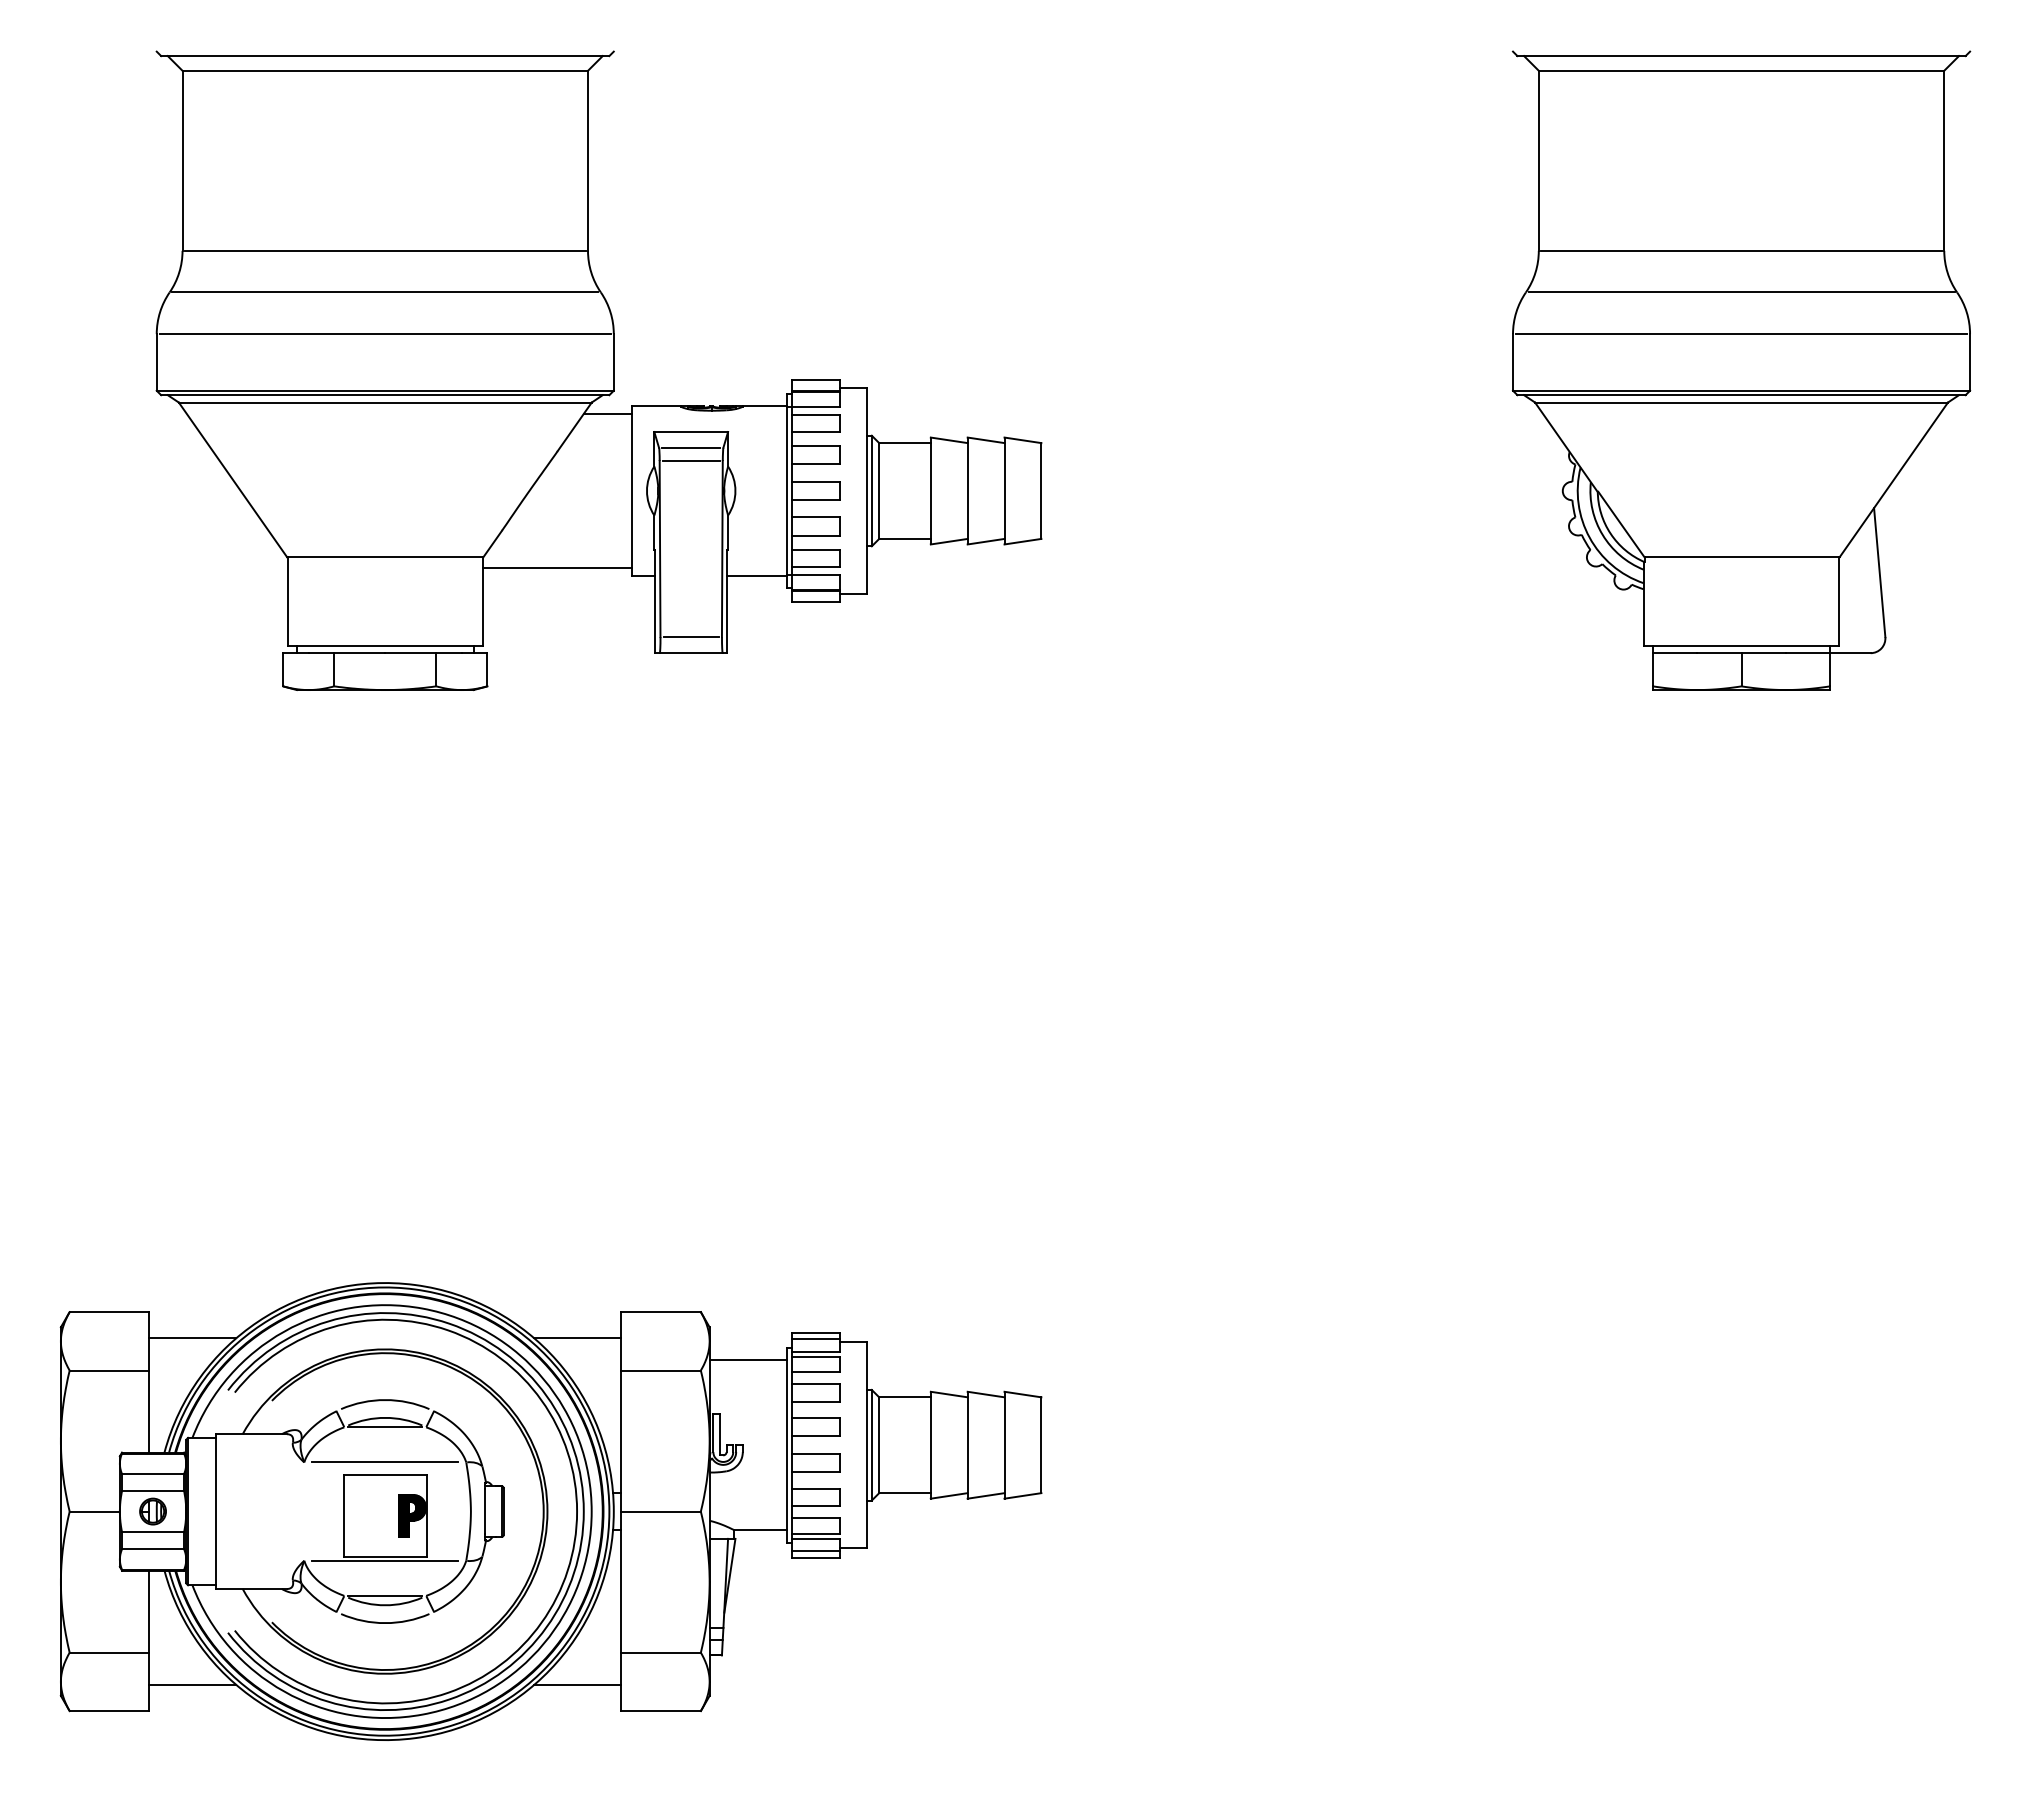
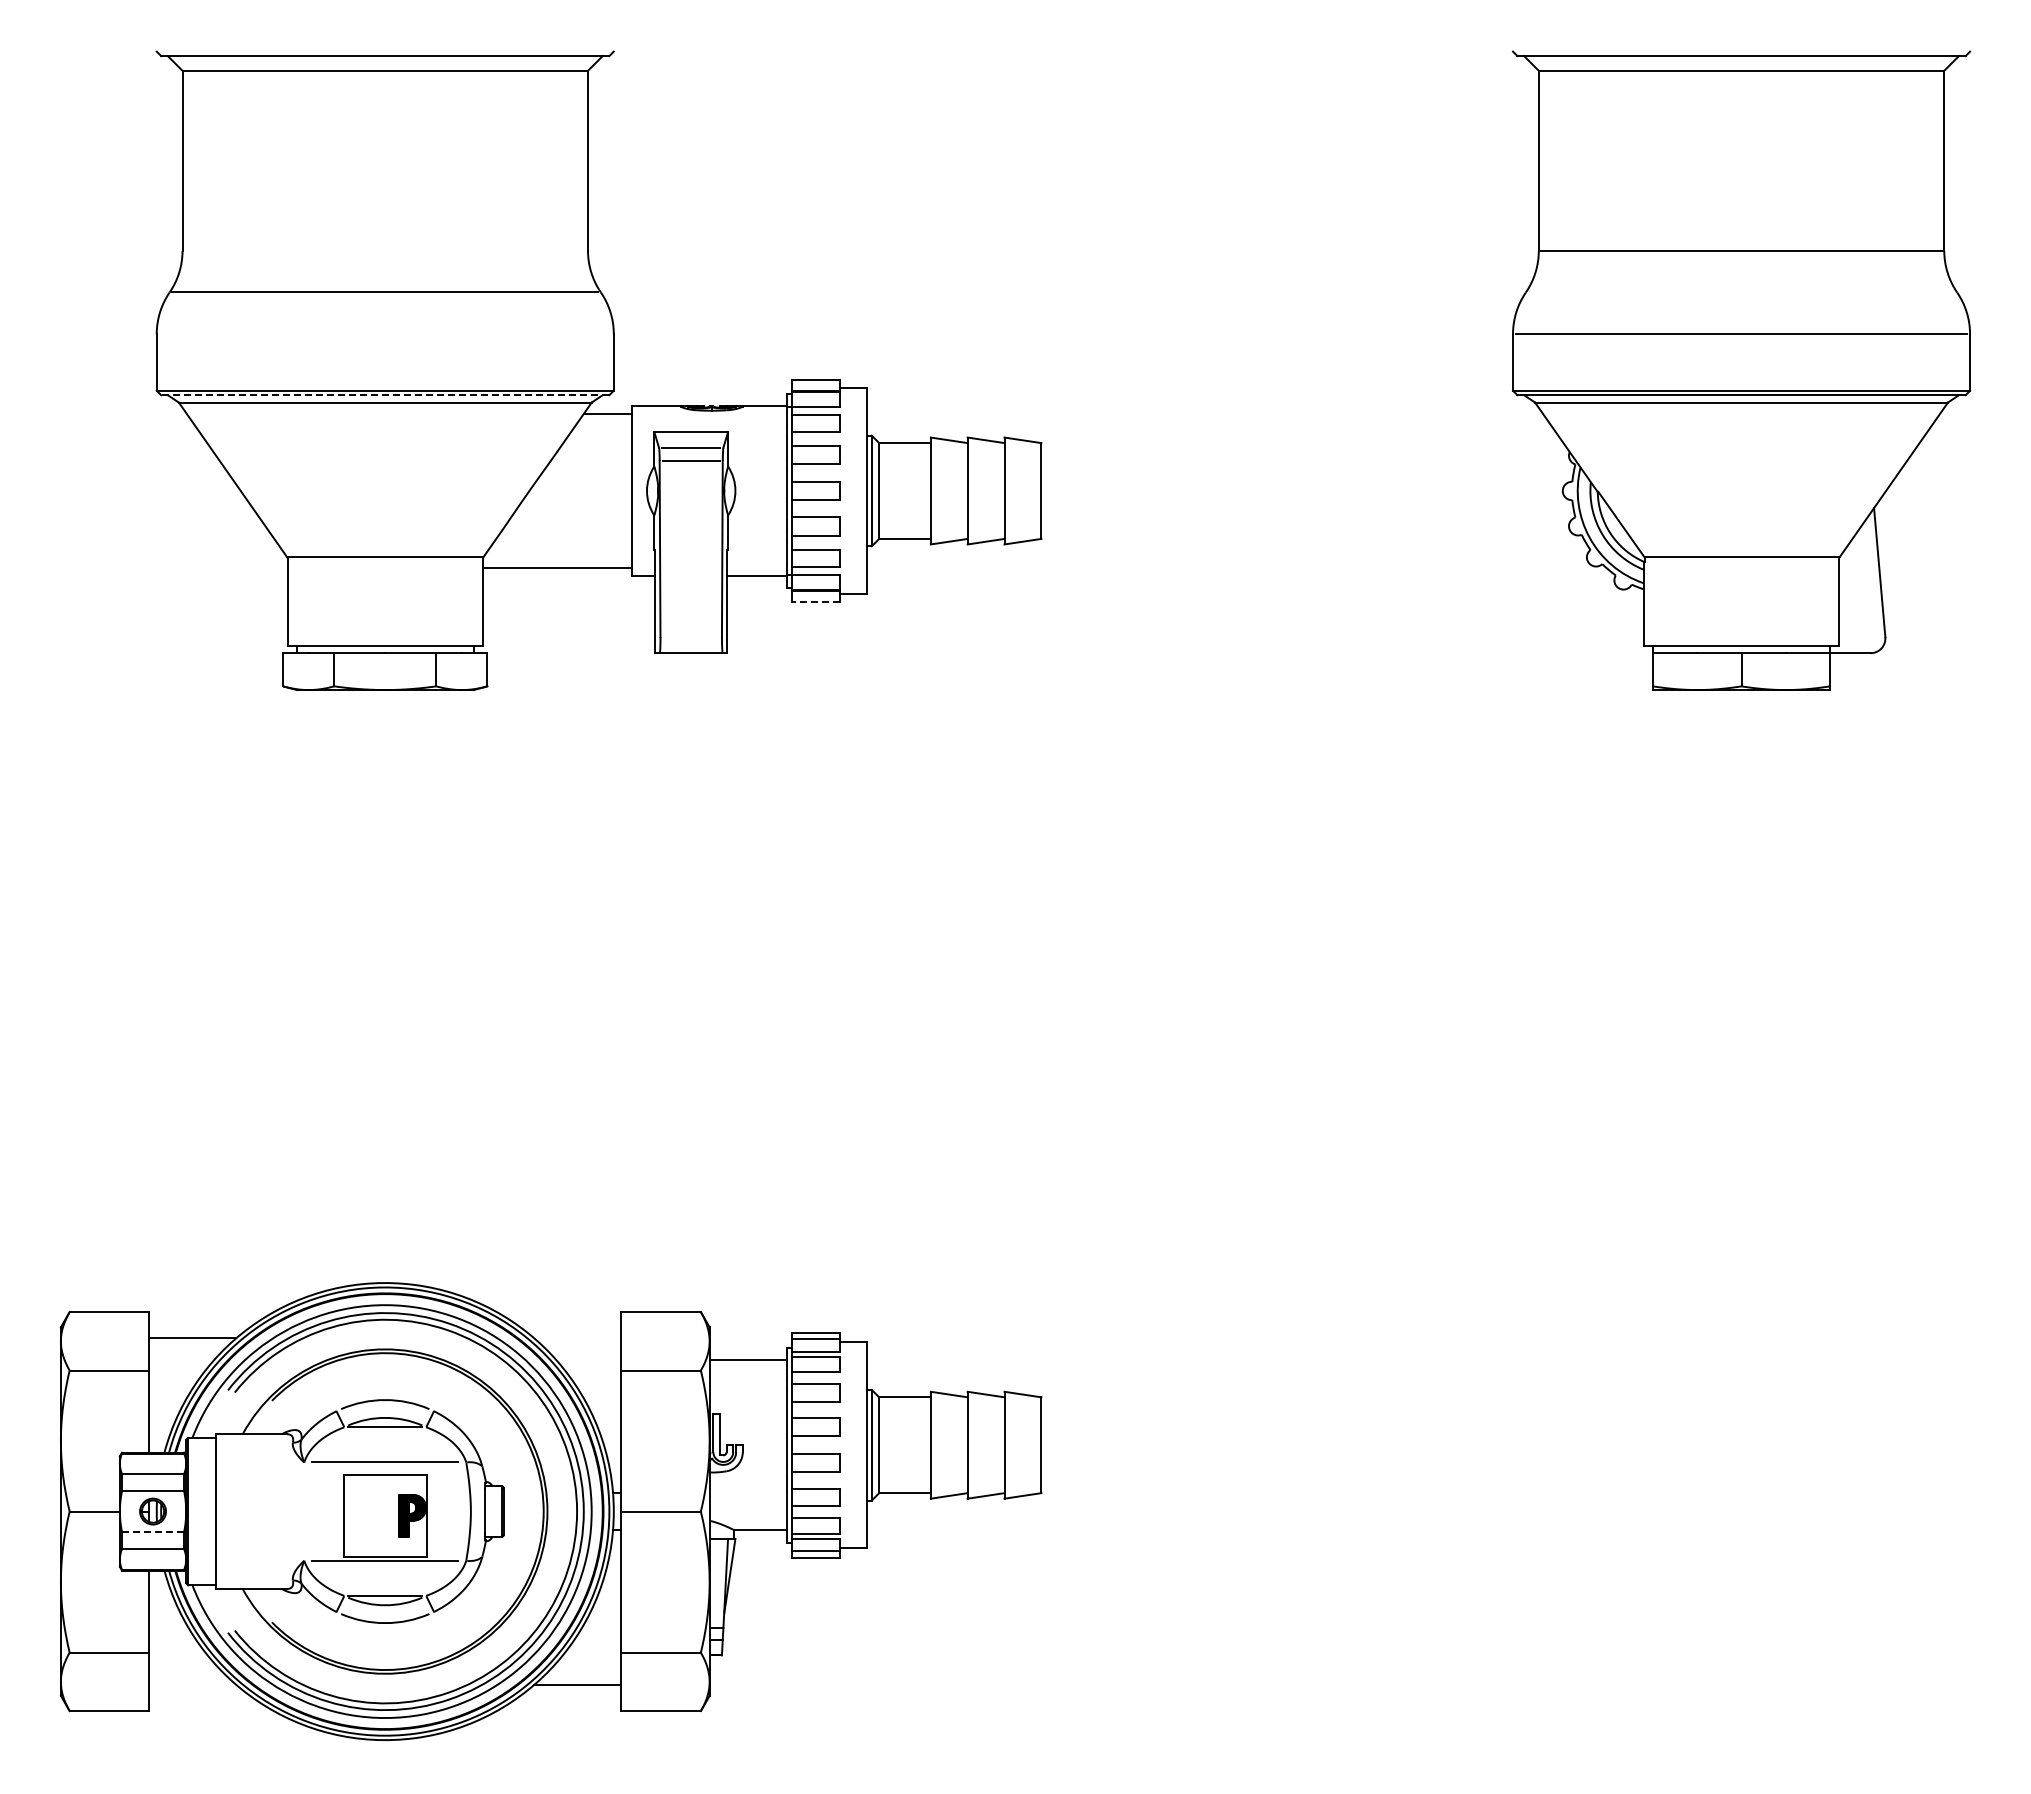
line: present -> none (385, 250)
line: present -> none (1741, 292)
line: present -> none (385, 334)
line: solid -> dashed (384, 395)
line: solid -> dashed (816, 601)
line: present -> none (690, 637)
line: present -> none (577, 1338)
line: solid -> dashed (153, 1532)
line: present -> none (192, 1684)
